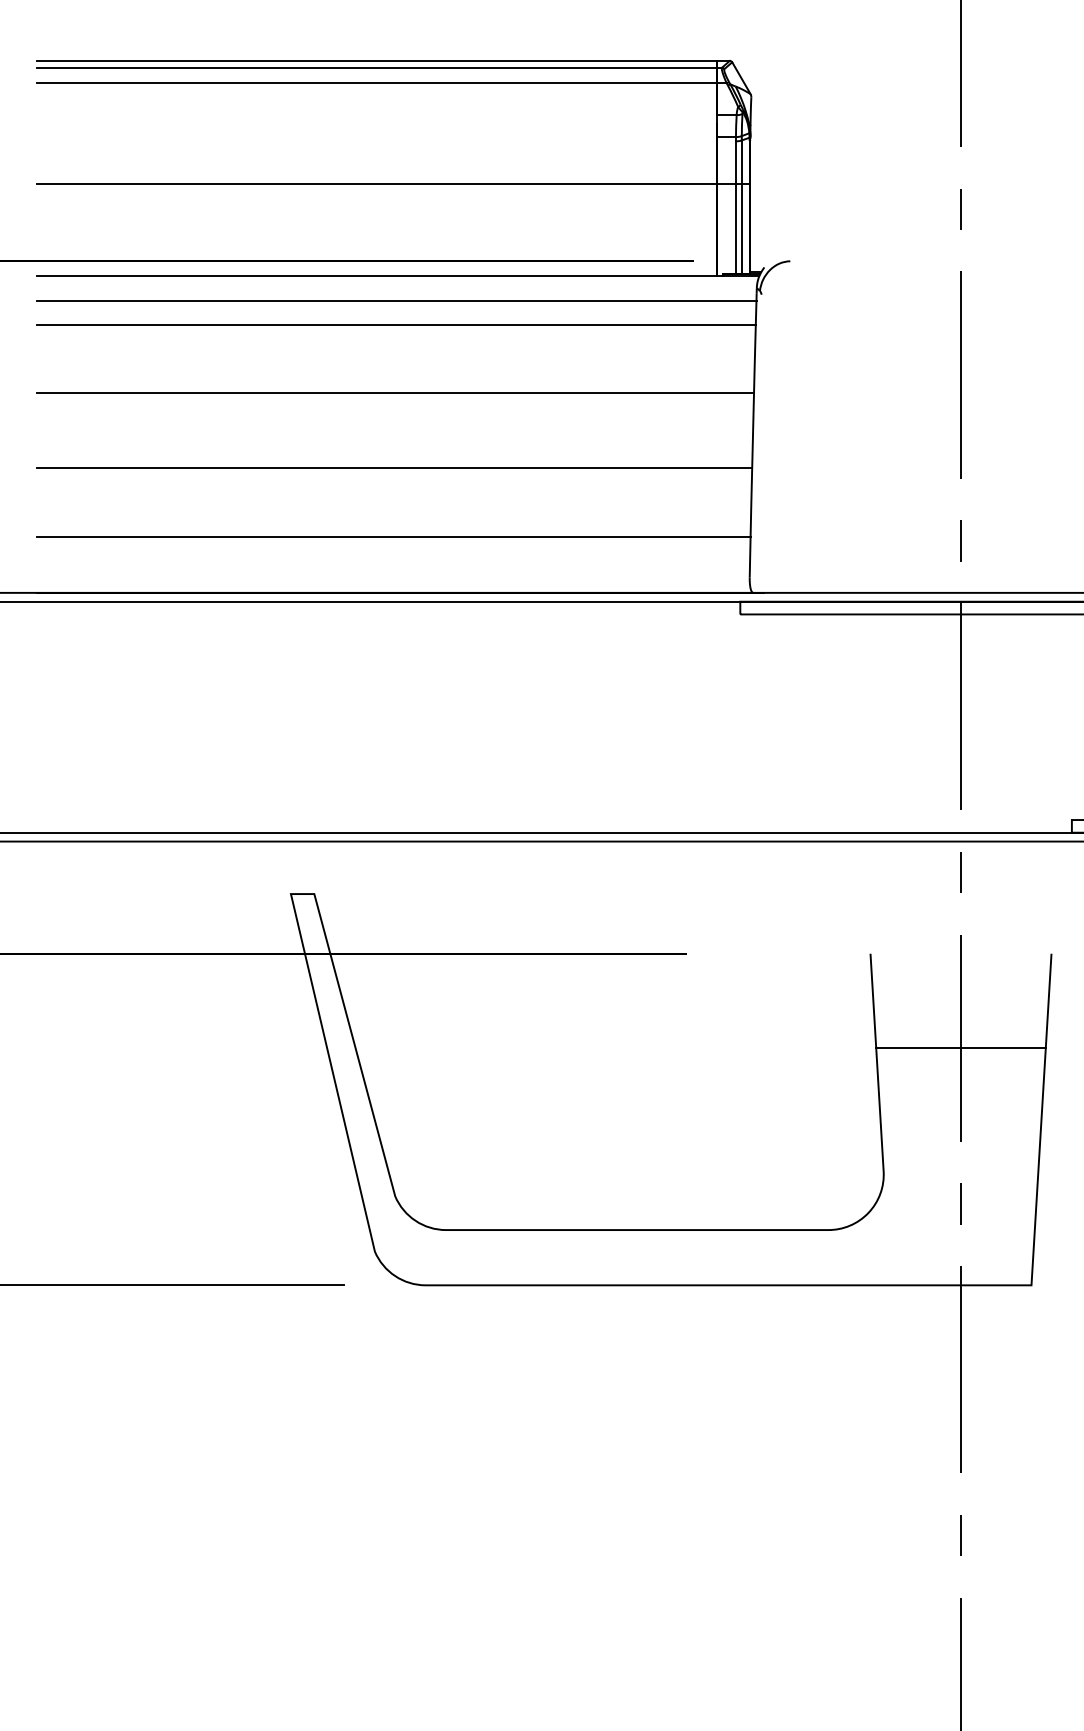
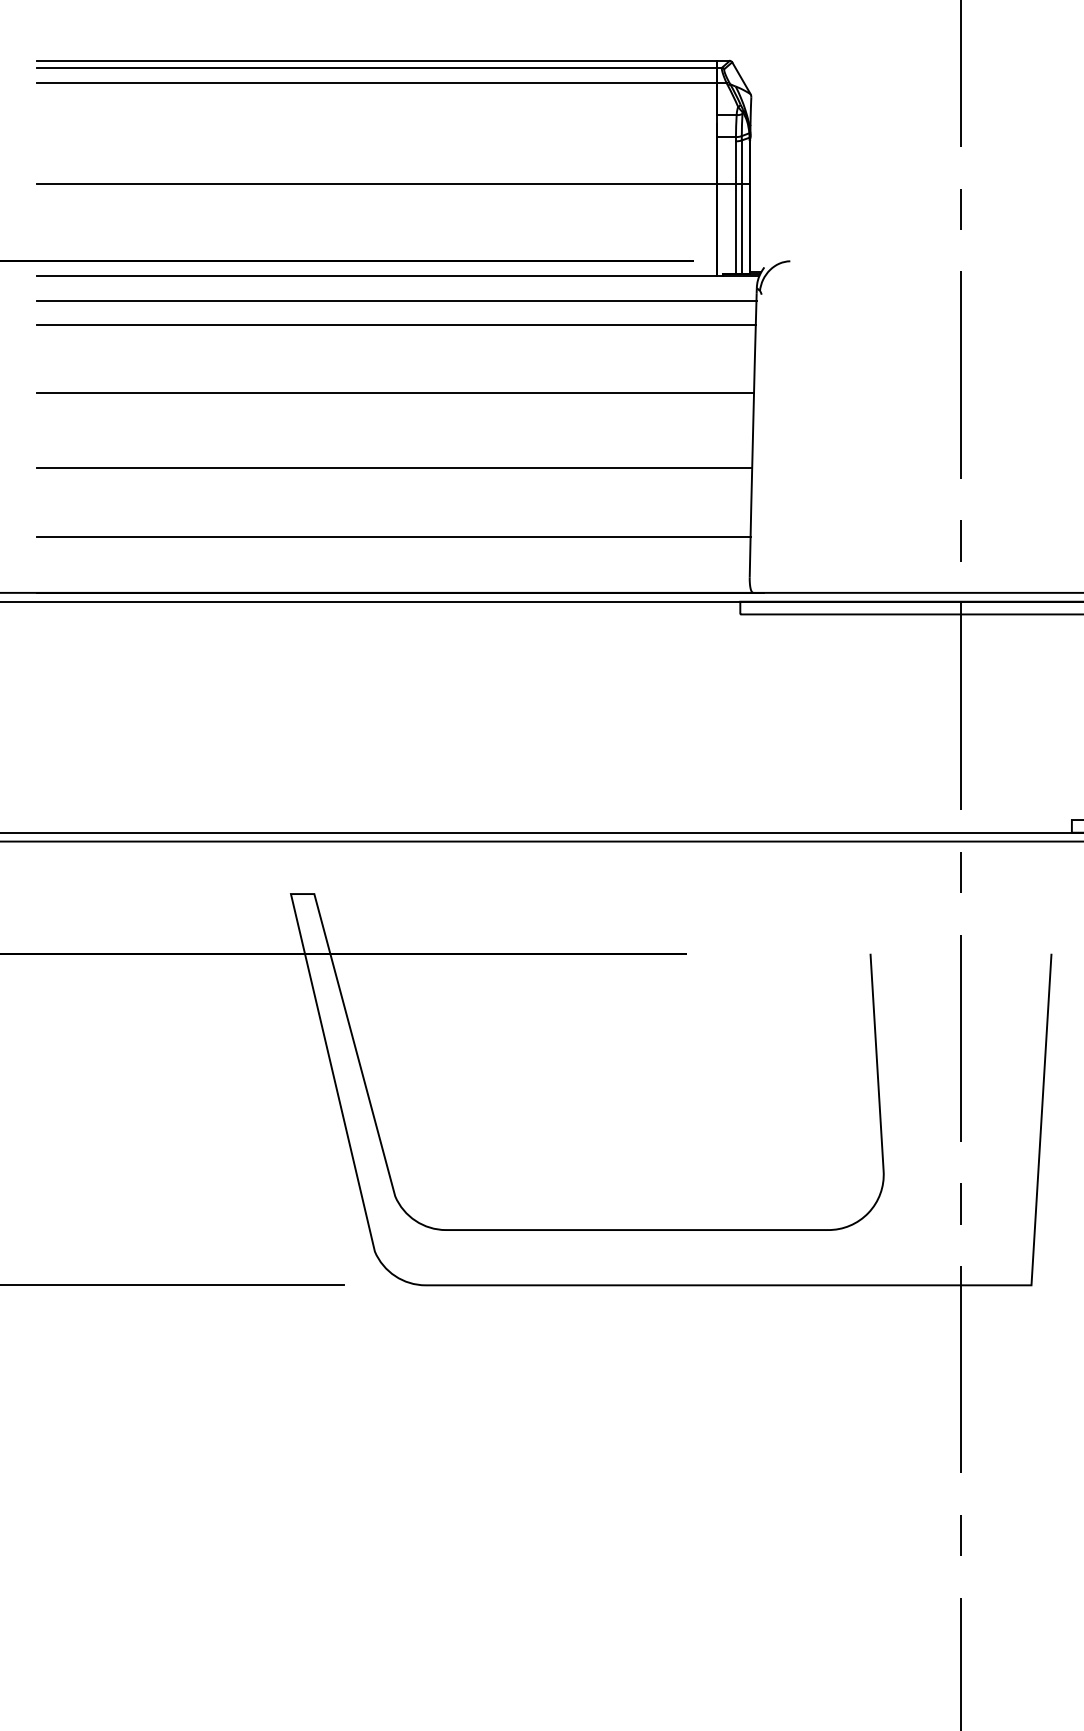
line: present -> none (960, 1047)
